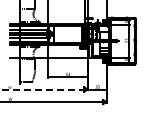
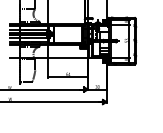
line: dashed -> solid (41, 89)
